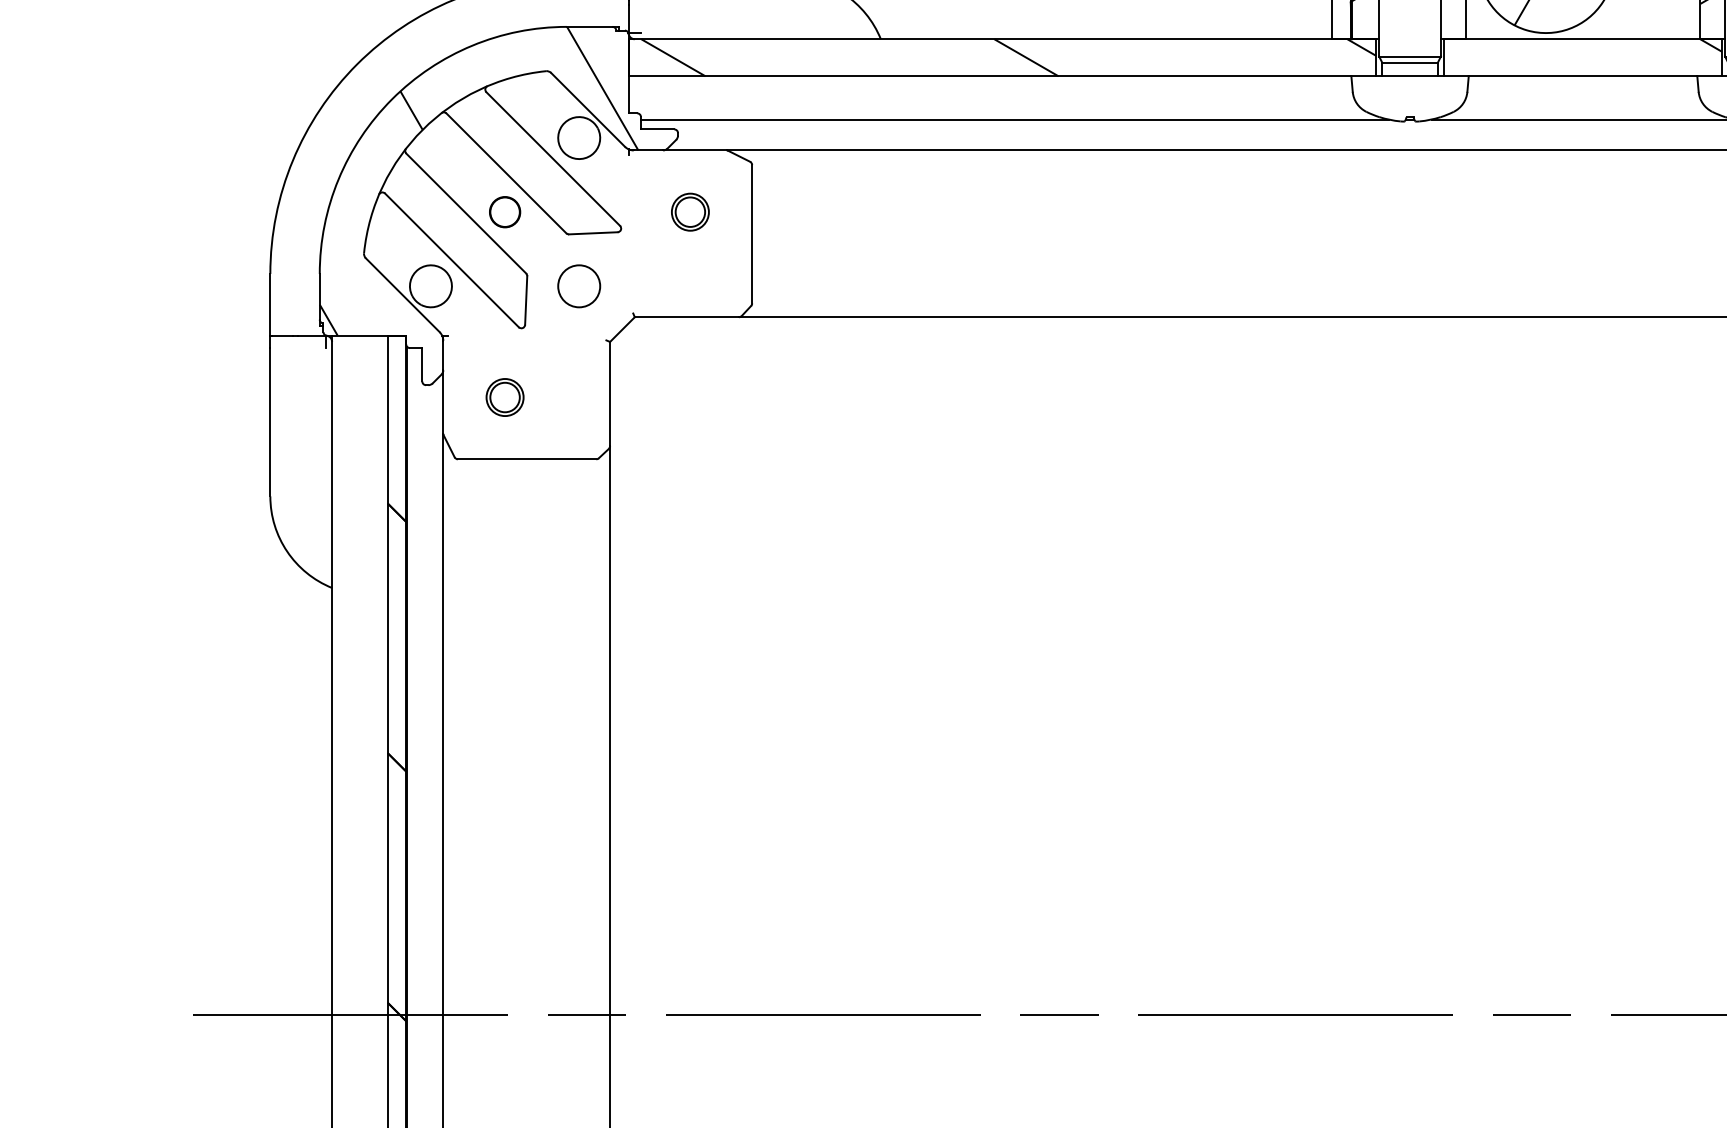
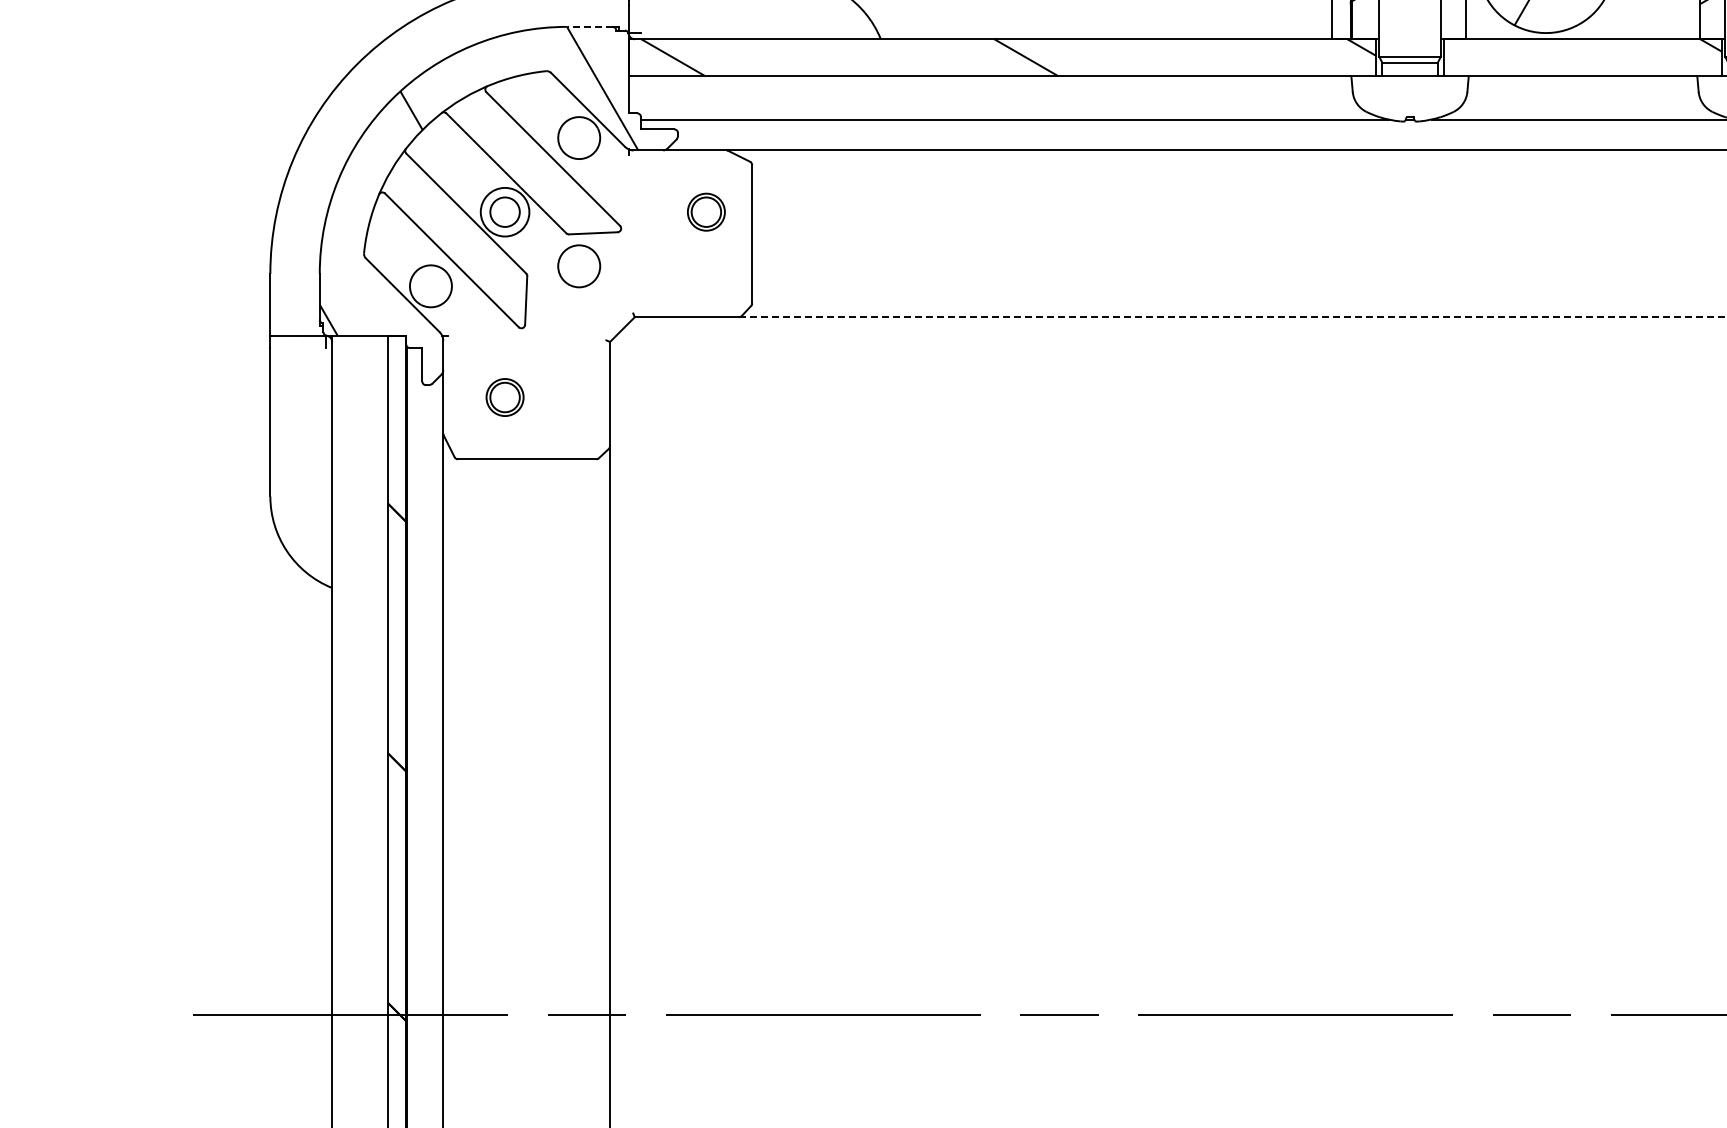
line: solid -> dashed (589, 26)
part position: (690, 211) -> (706, 211) (706, 211)
circle diameter: 30 px -> 49 px (504, 211)
circle position: (579, 286) -> (579, 266) (579, 266)
line: solid -> dashed (1232, 317)
